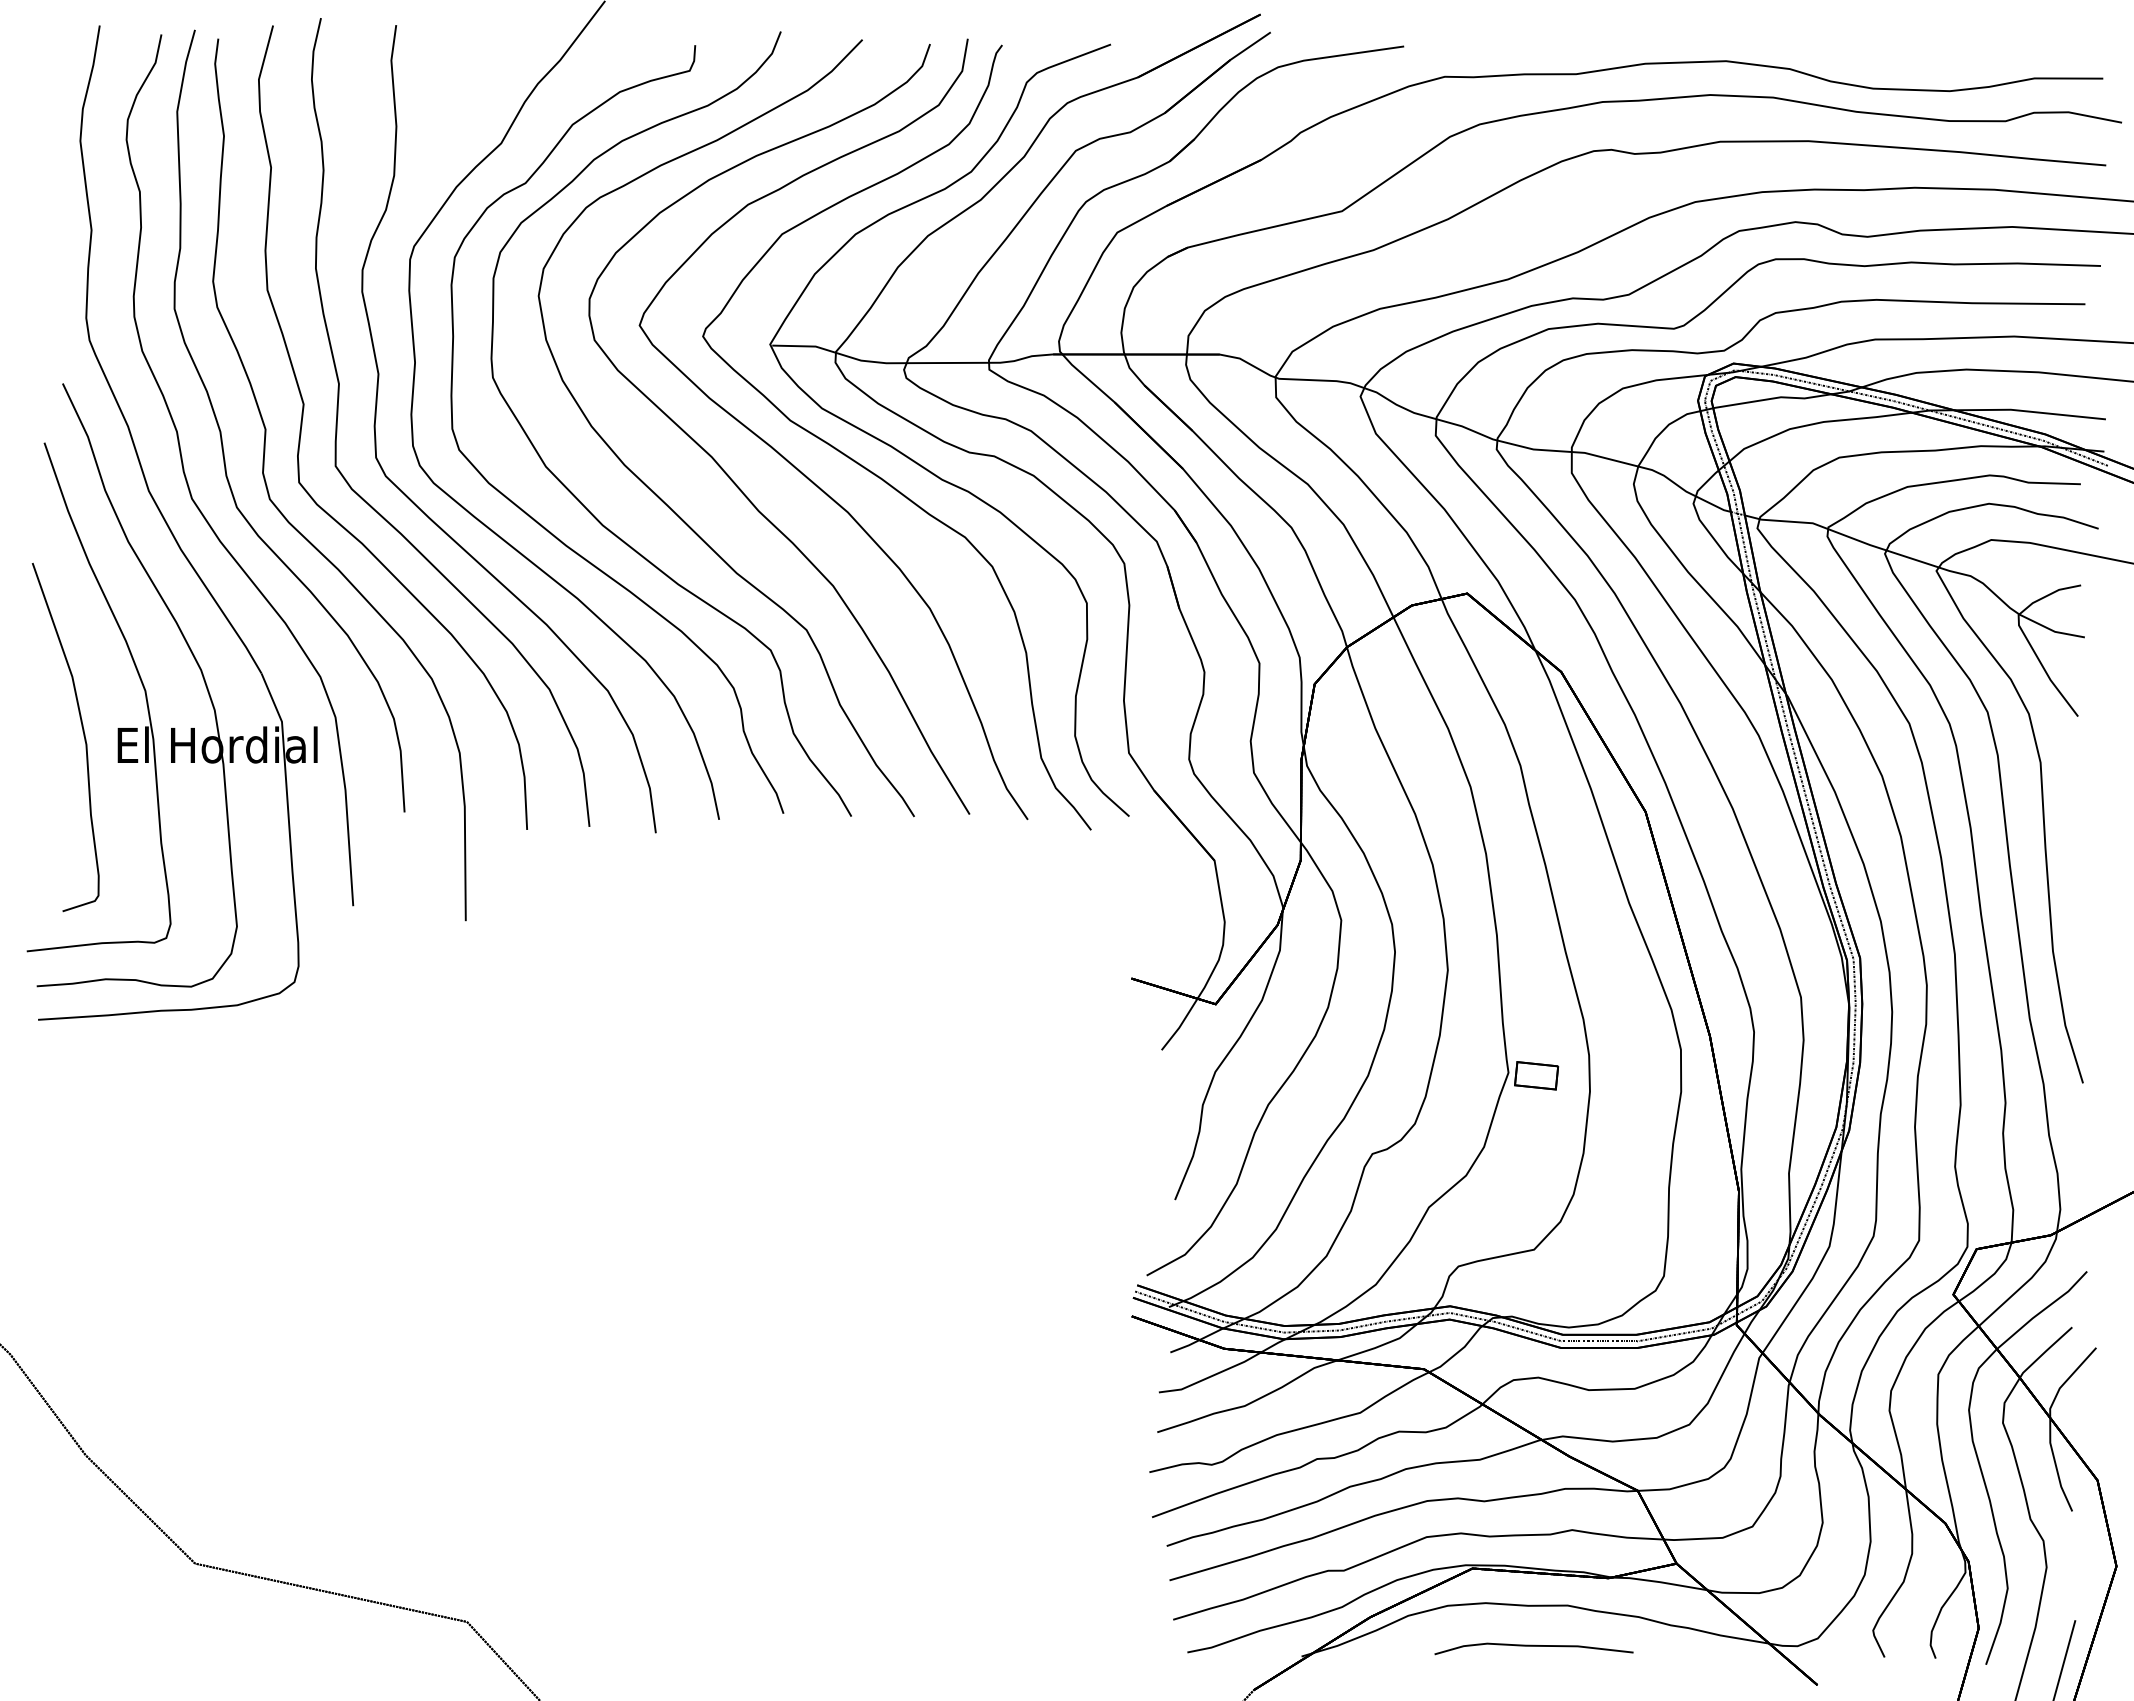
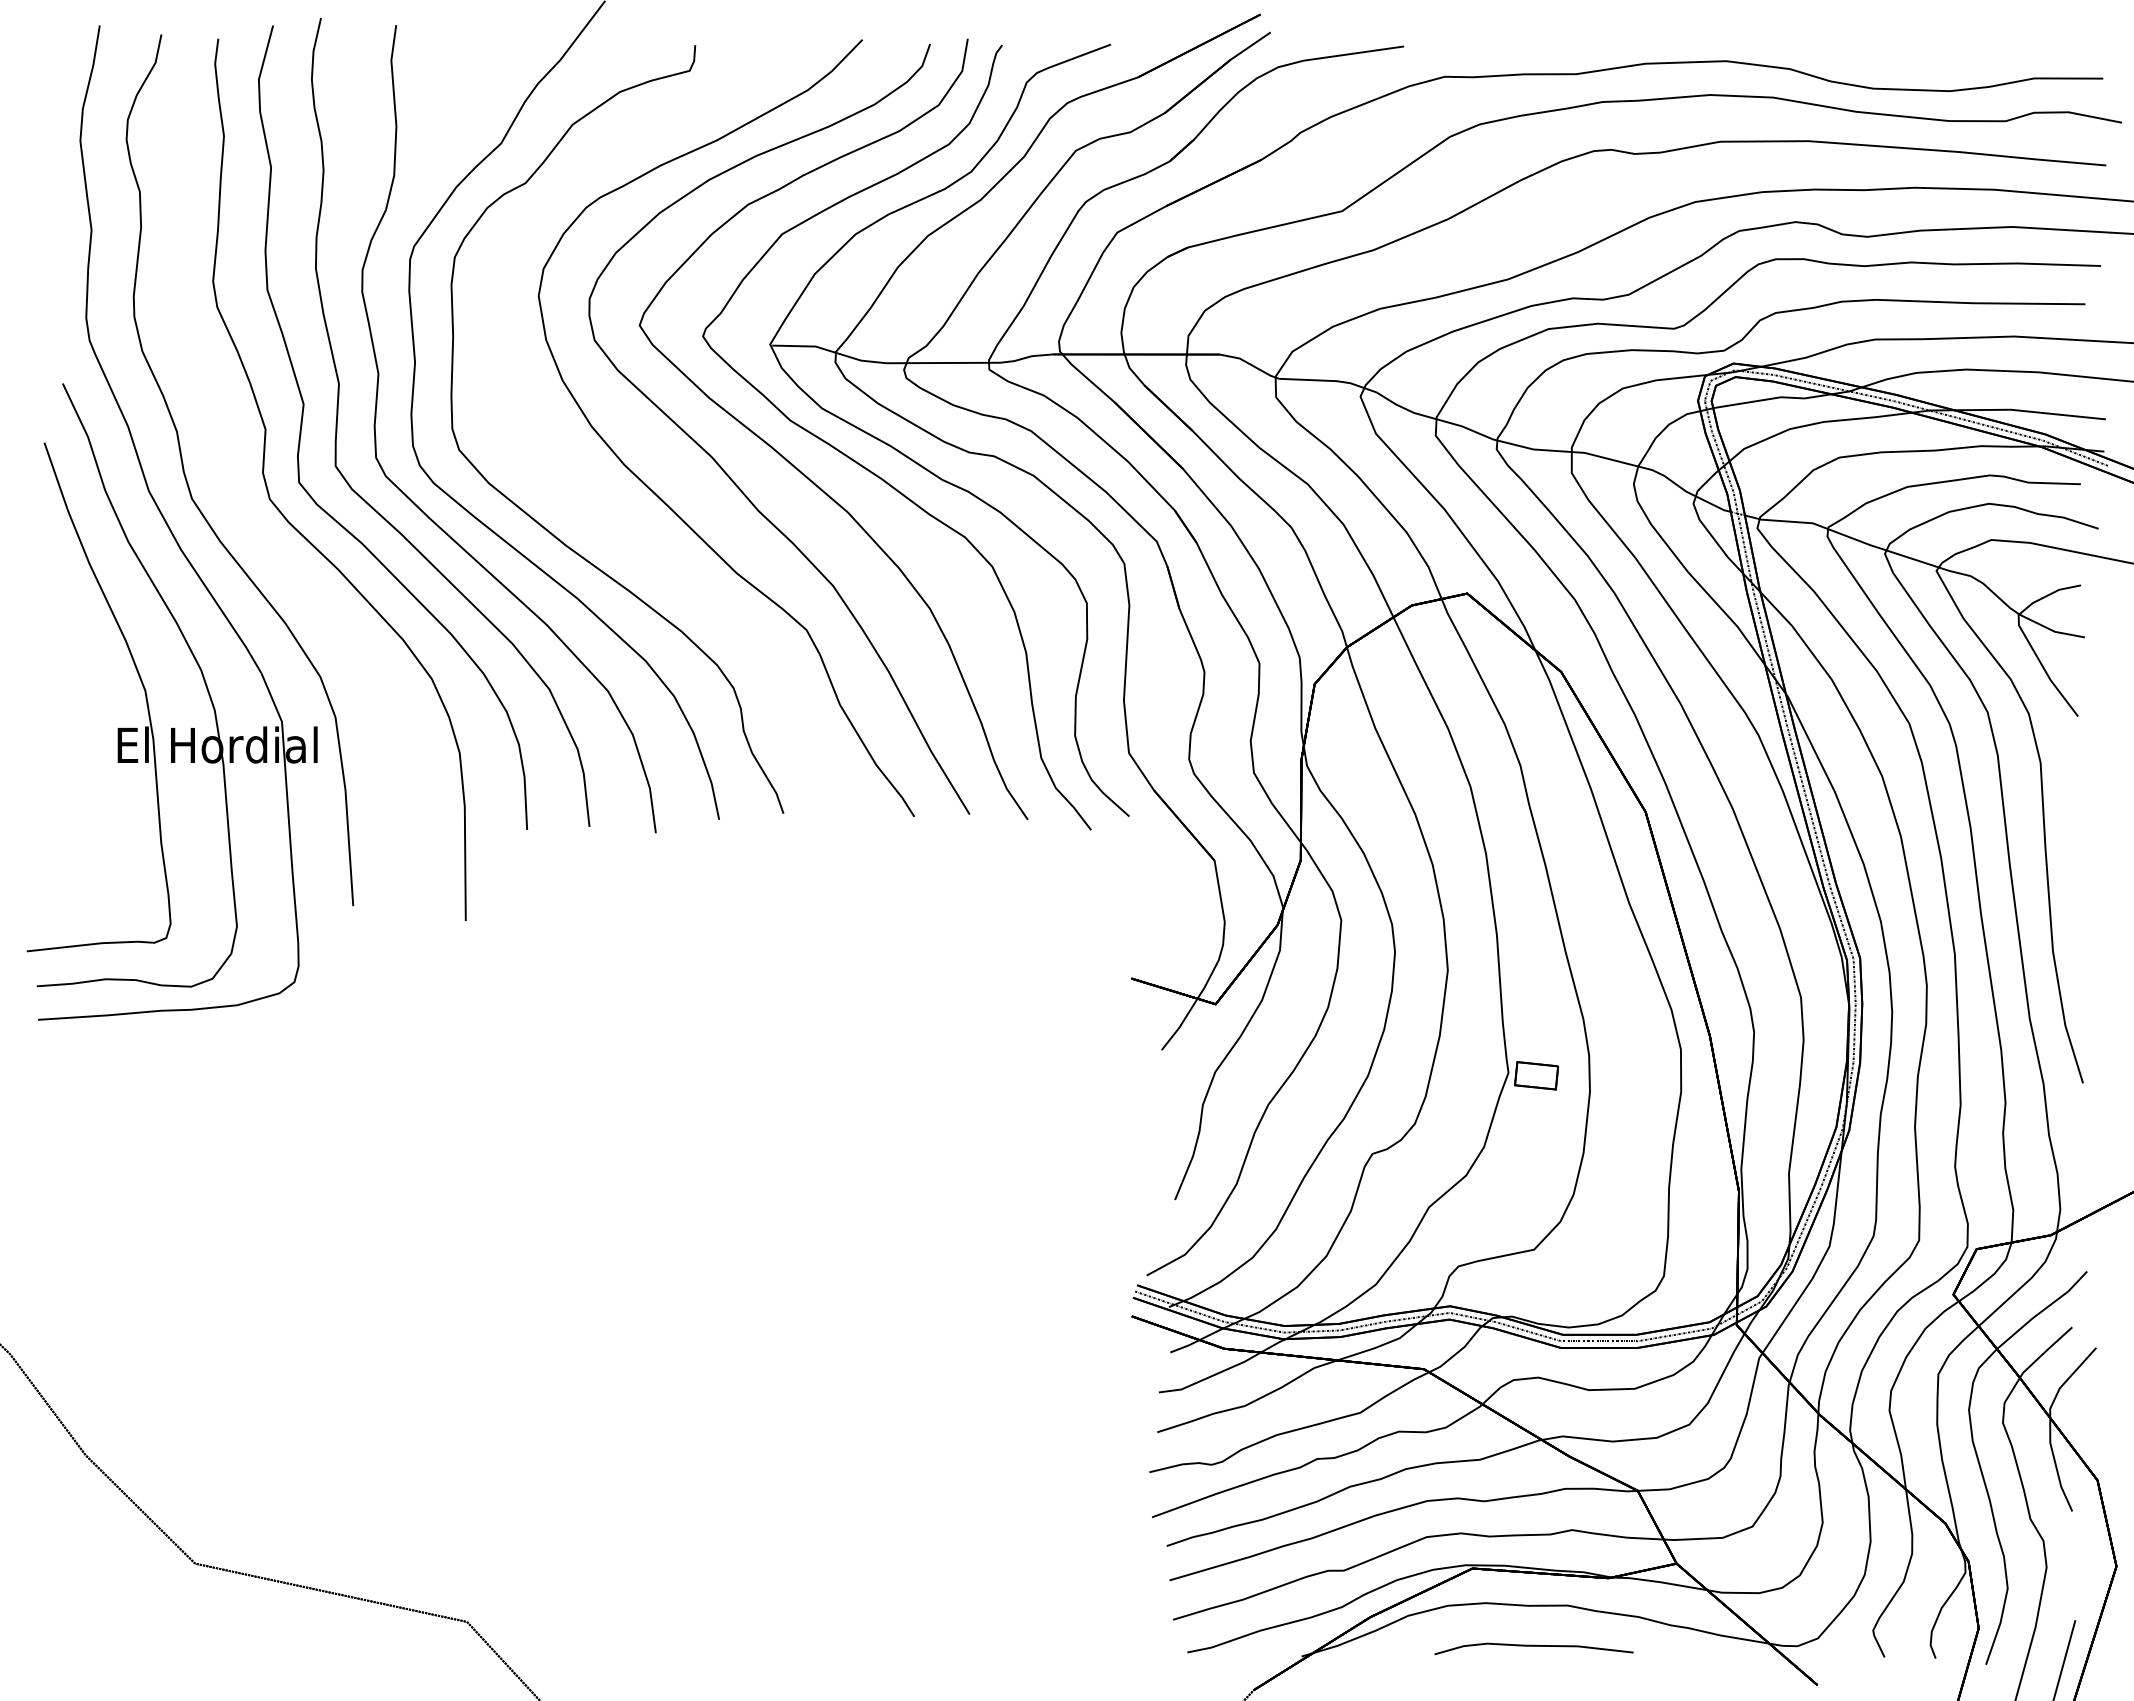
curve: present -> none (221, 431)
part: present -> none (580, 500)
curve: present -> none (82, 731)
